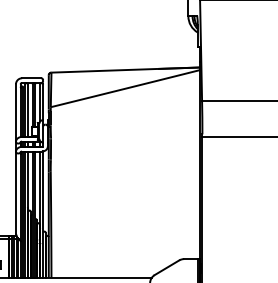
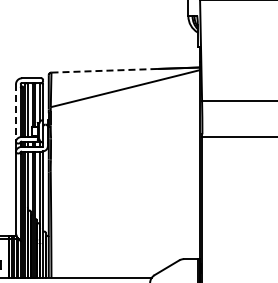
line: solid -> dashed (105, 70)
line: solid -> dashed (15, 113)
